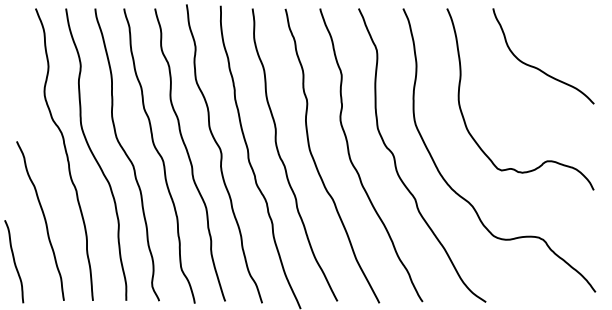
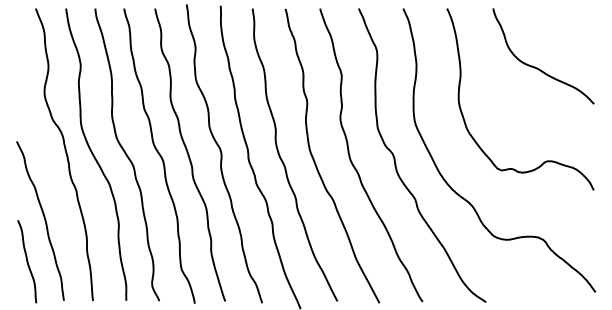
curve position: (14, 261) -> (27, 261) (27, 261)
